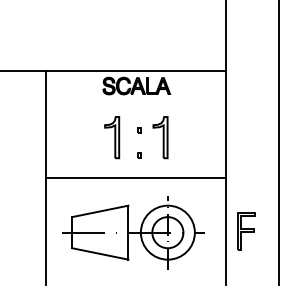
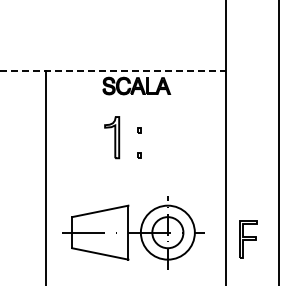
line: solid -> dashed (113, 70)
part: present -> none (160, 137)
line: present -> none (136, 177)
part position: (246, 231) -> (248, 239) (248, 239)
